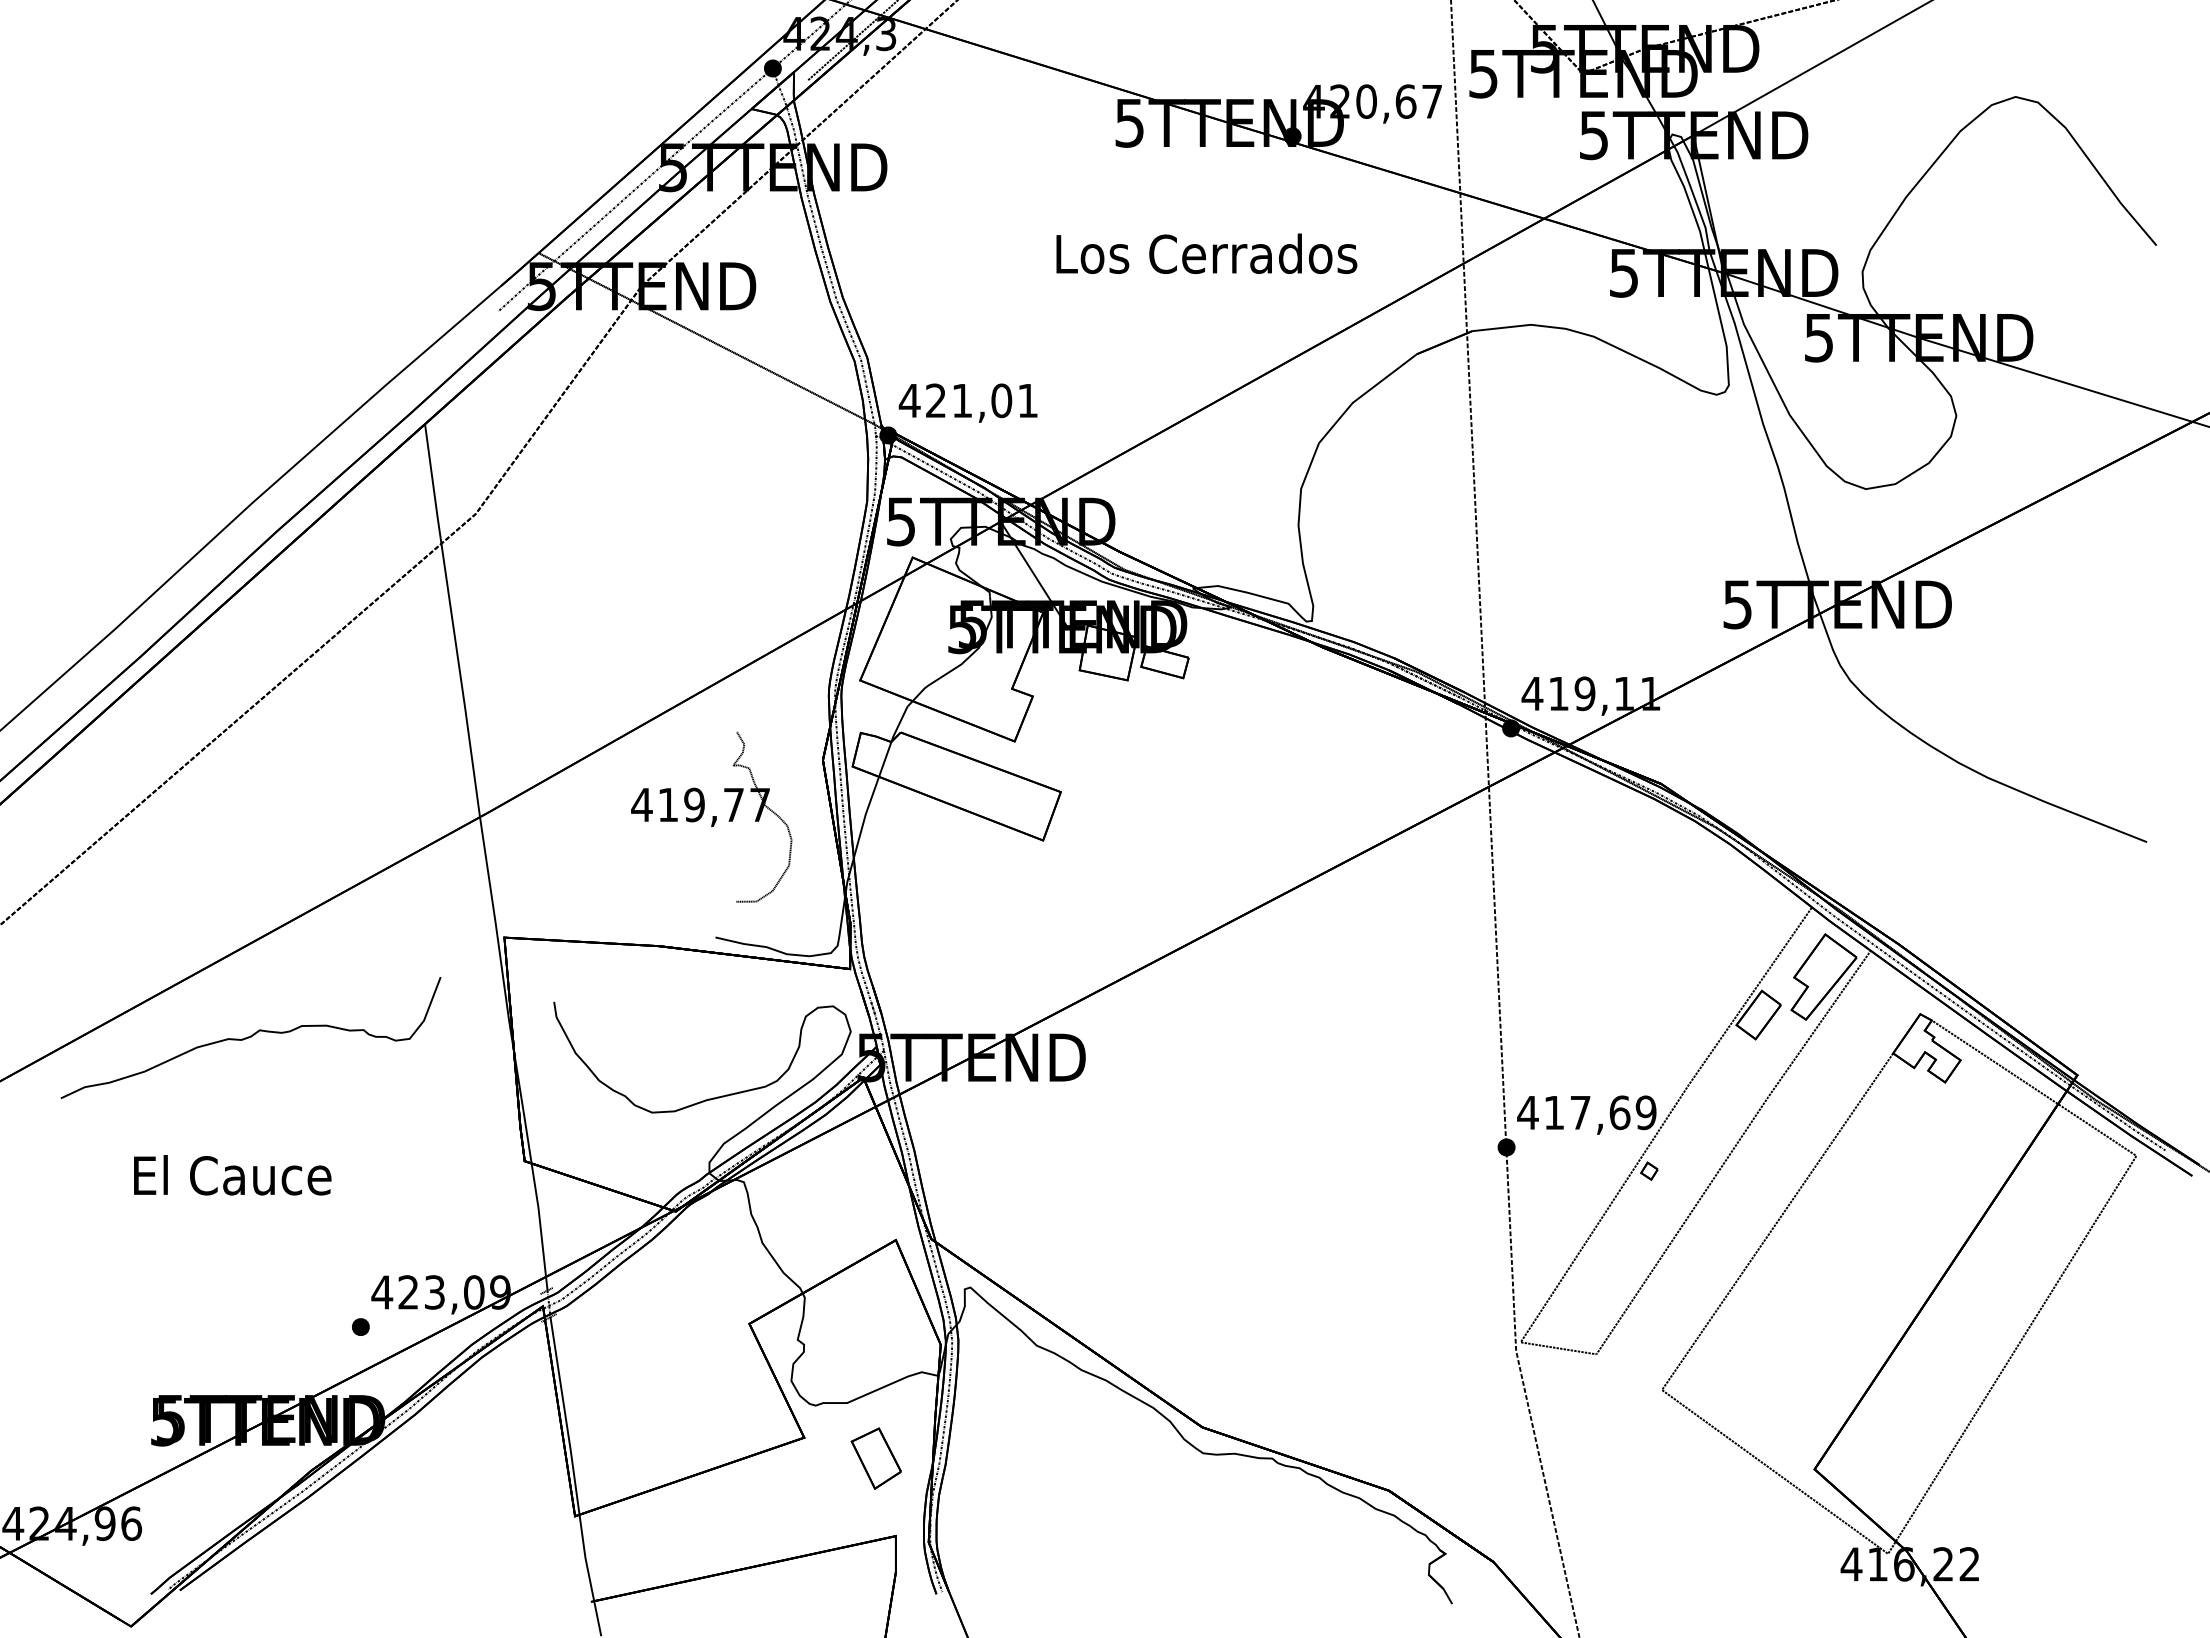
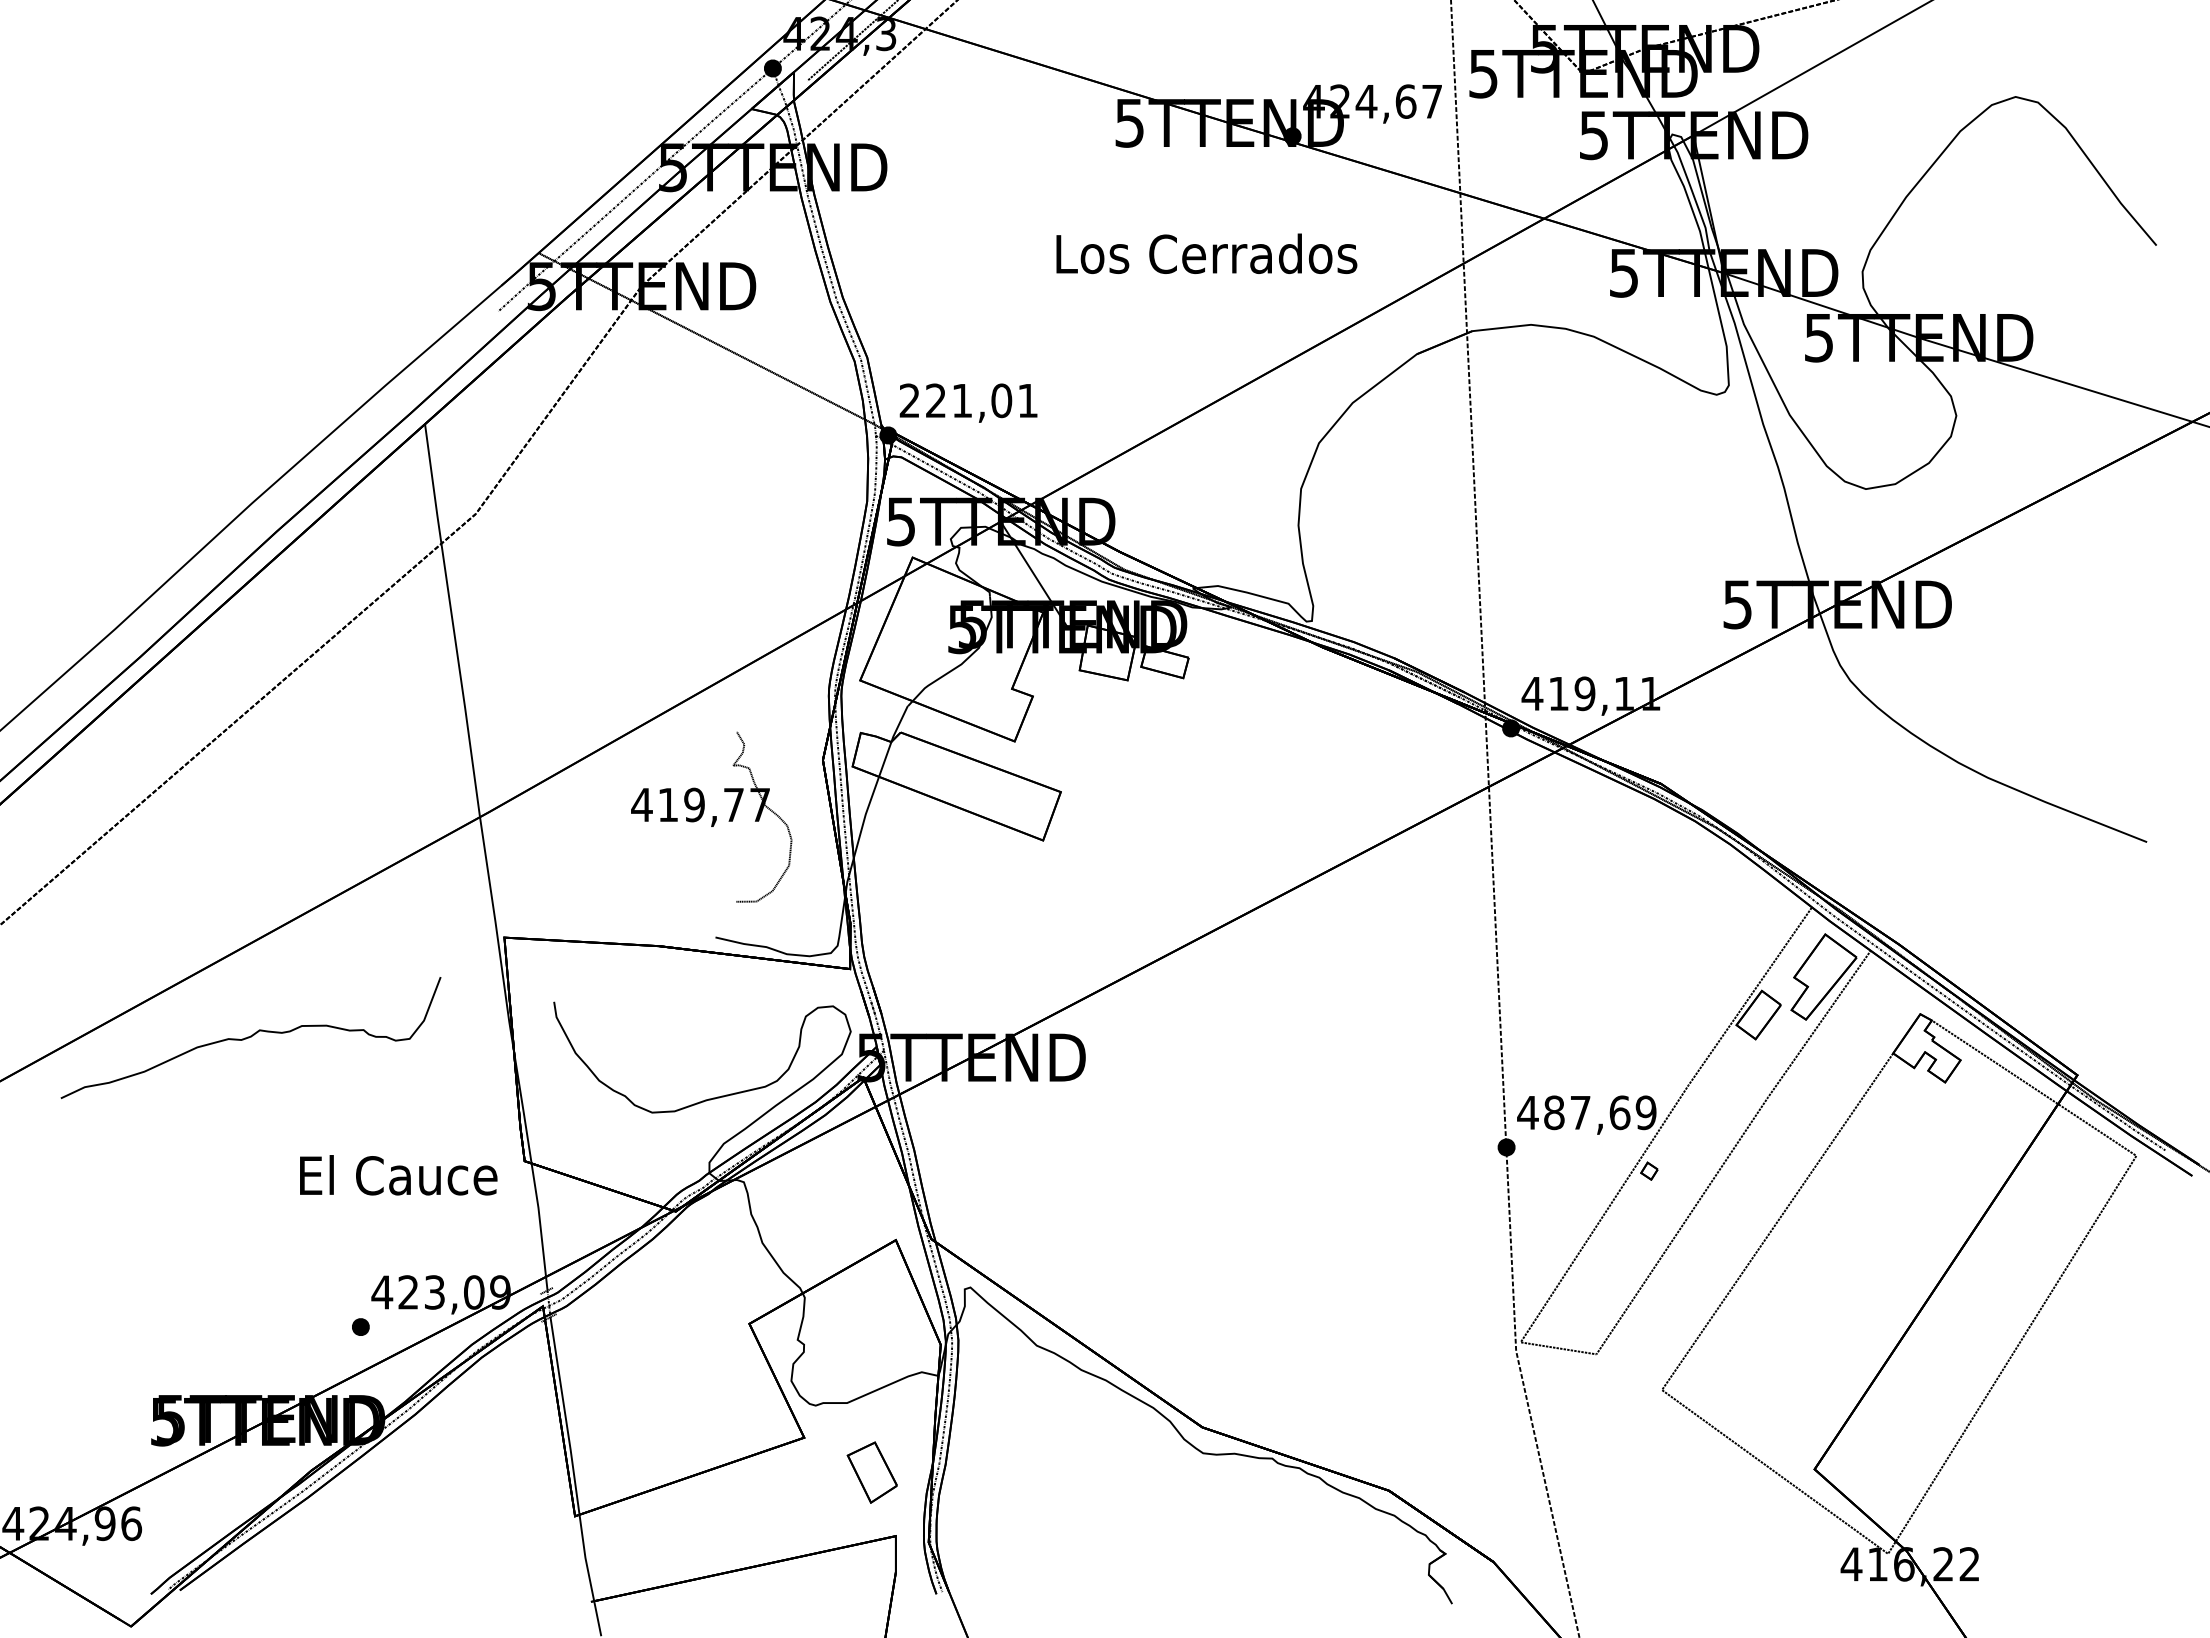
text: 420,67 -> 424,67 (1366, 101)
text: 421,01 -> 221,01 (909, 400)
text: 417,69 -> 487,69 (1554, 1112)
text position: (232, 1175) -> (398, 1175) (398, 1175)
part position: (875, 1458) -> (871, 1472) (871, 1472)
